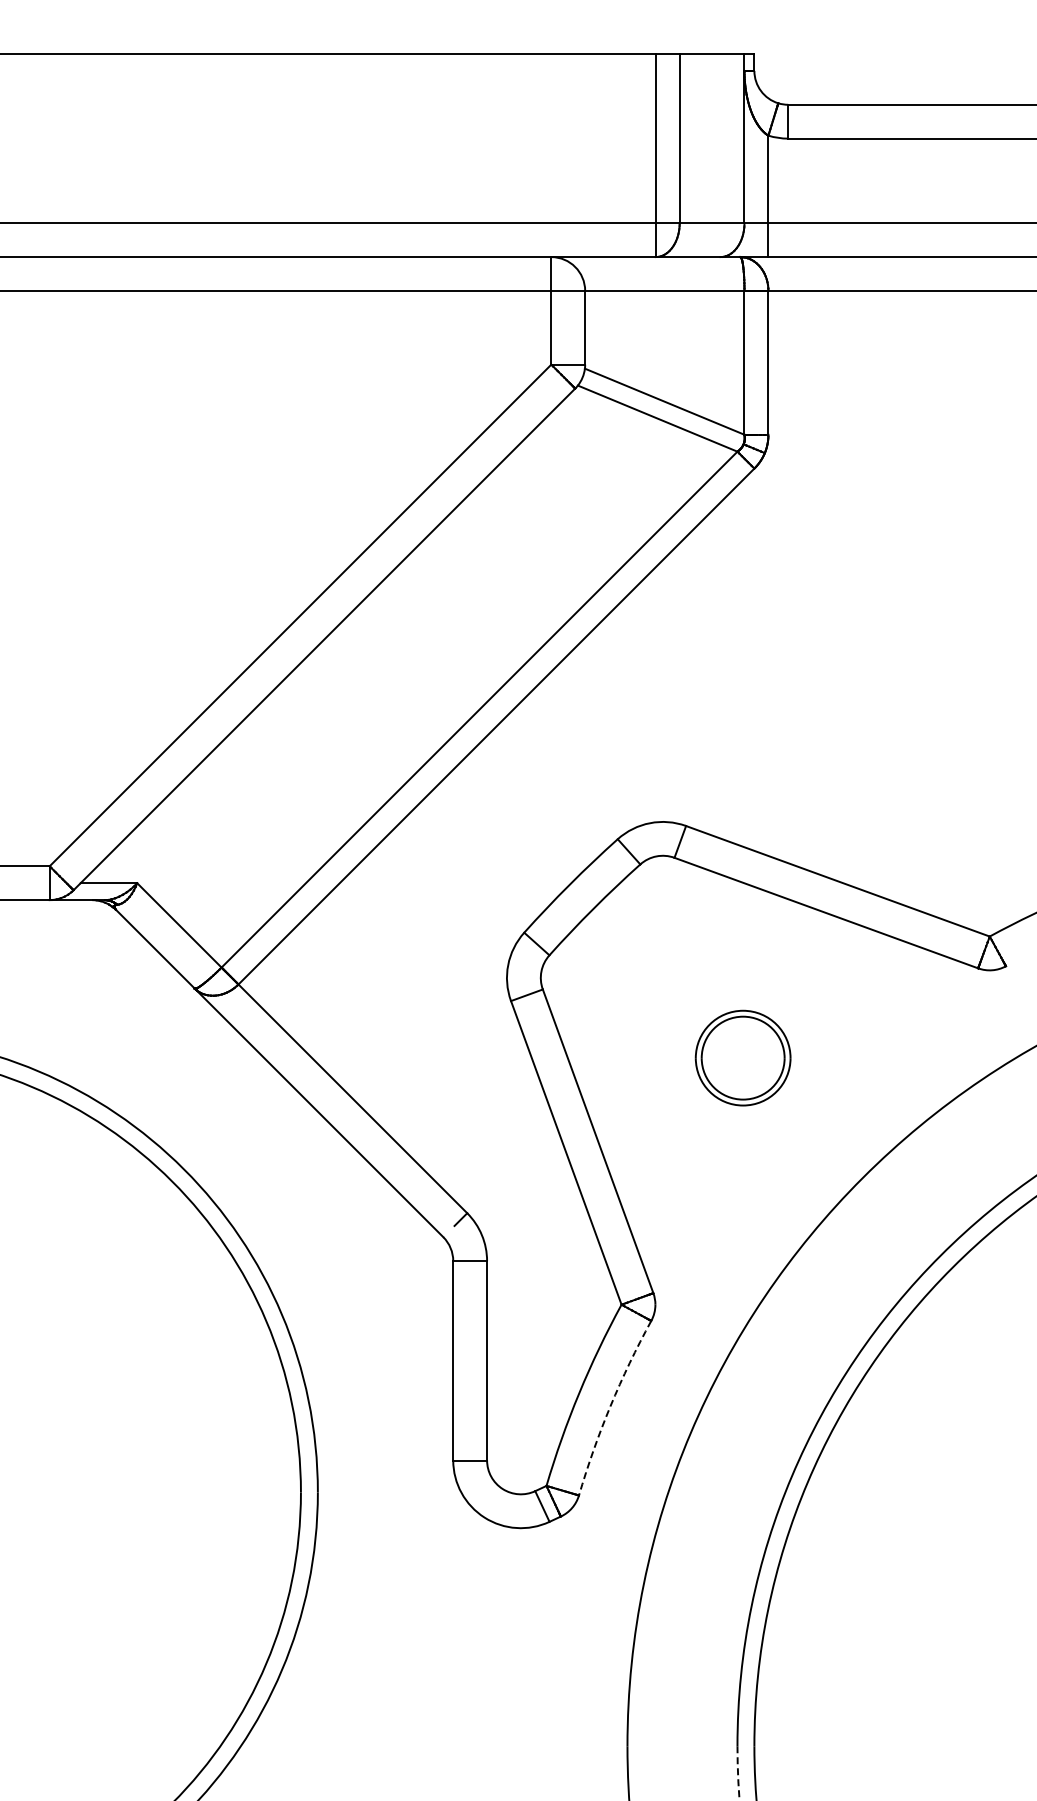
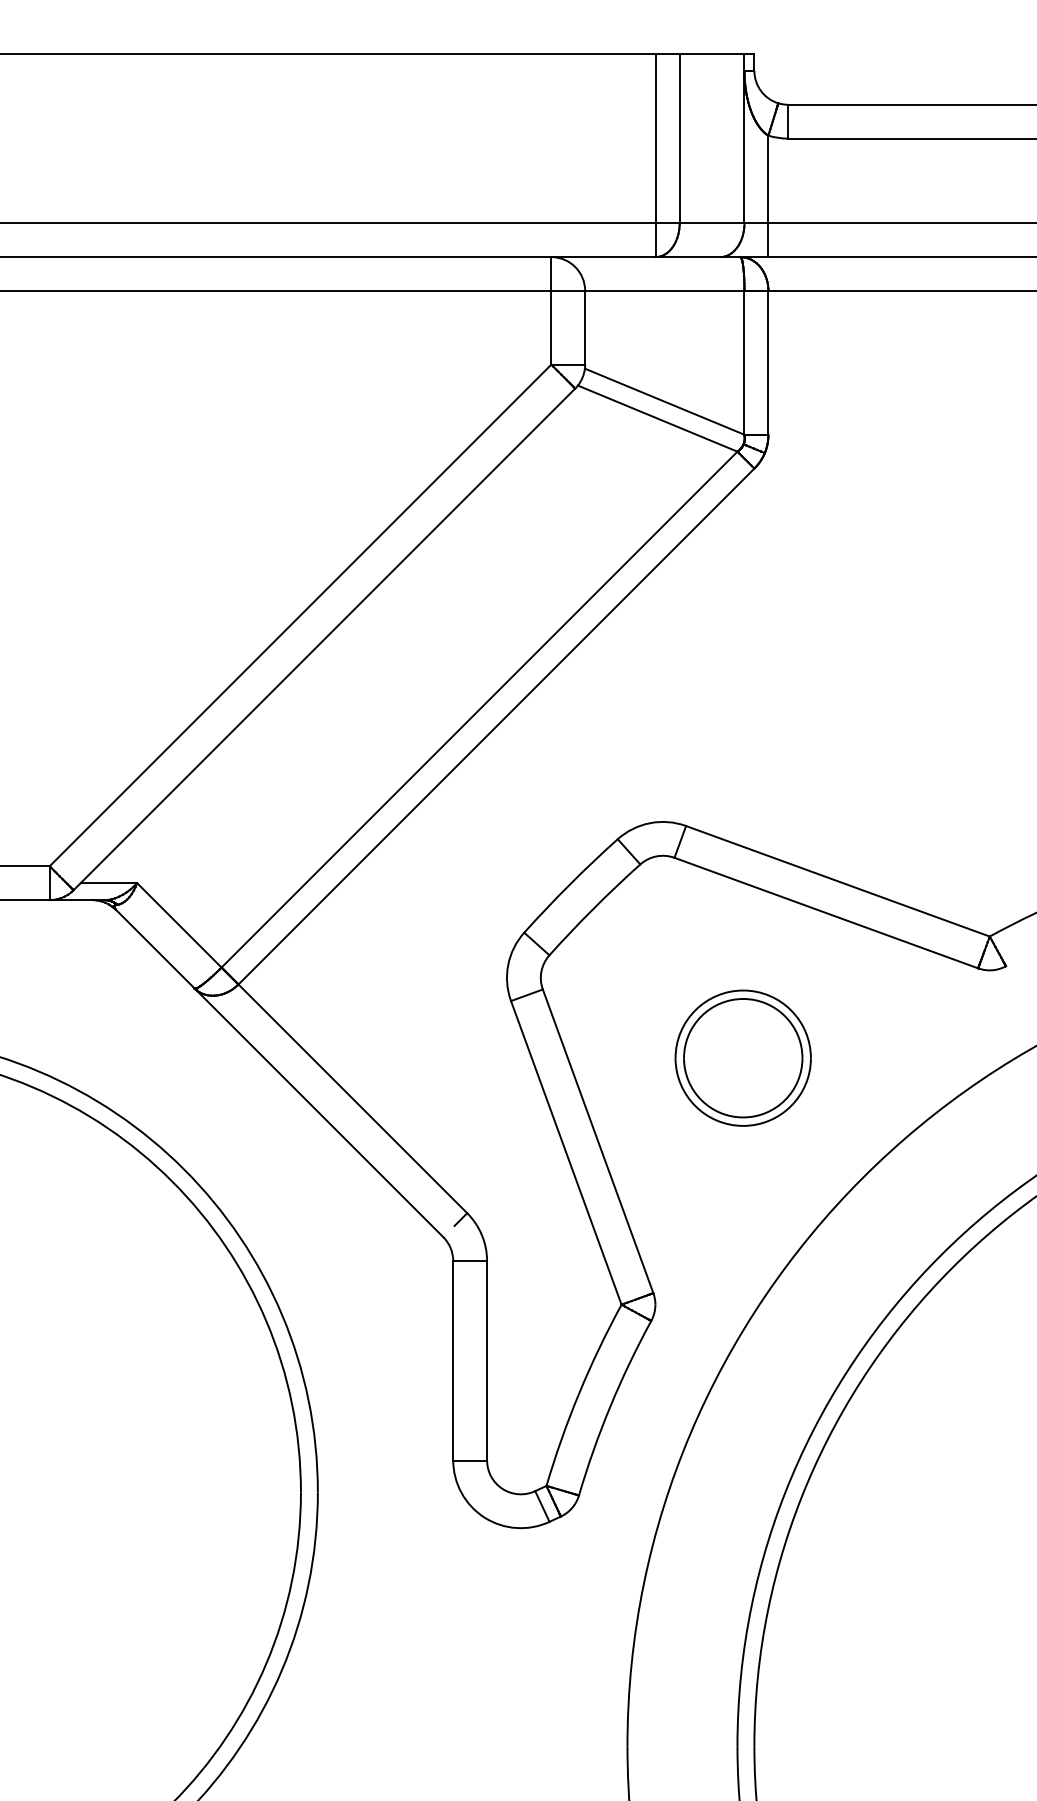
part size: 98x98 px -> 138x138 px (742, 1057)
arc: dashed -> solid (610, 1406)
arc: dashed -> solid (738, 1774)
